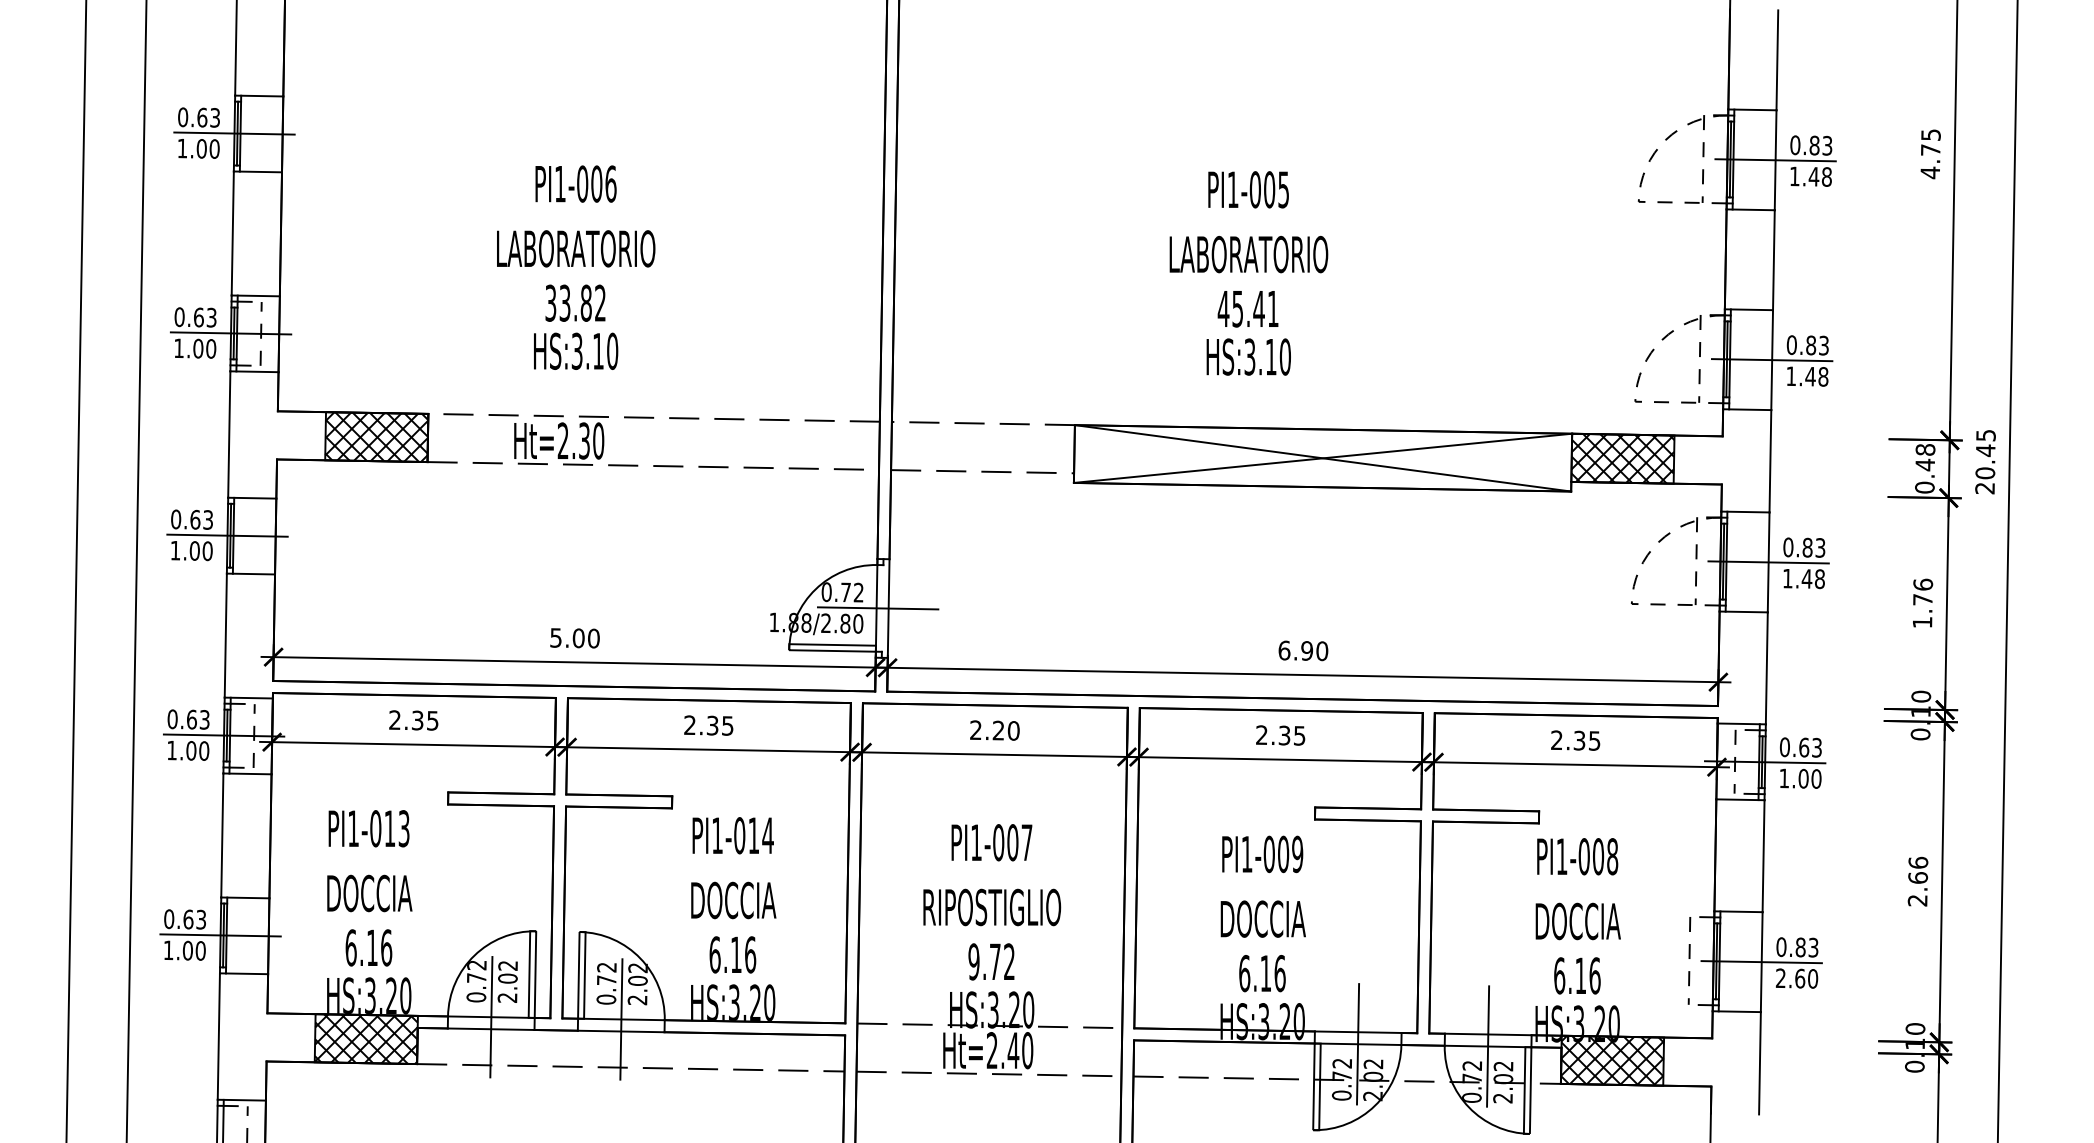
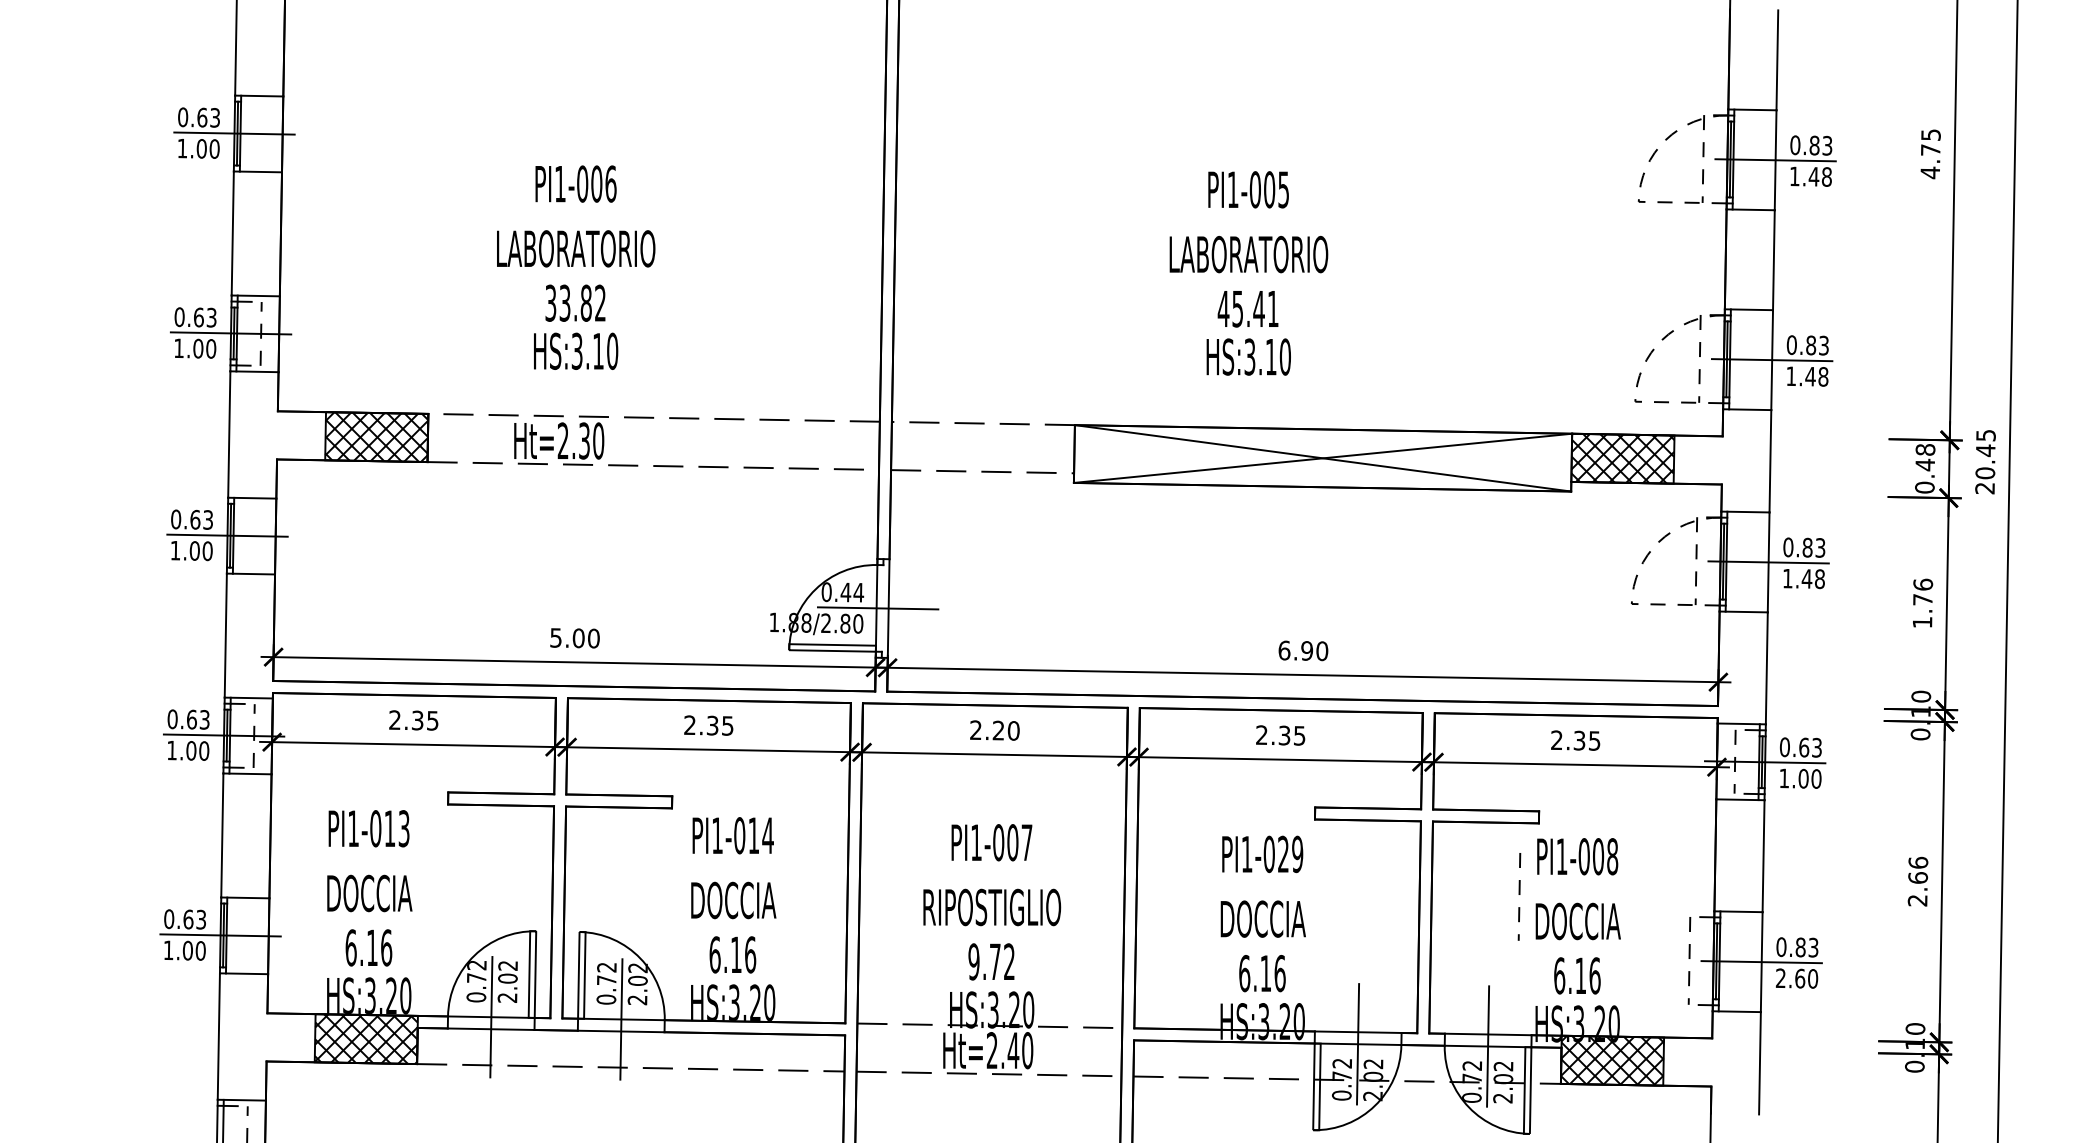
line: present -> none (76, 570)
line: present -> none (136, 570)
text: 0.72 -> 0.44 (852, 592)
text: PI1-009 -> PI1-029 (1283, 854)
line: none -> present (1519, 894)
